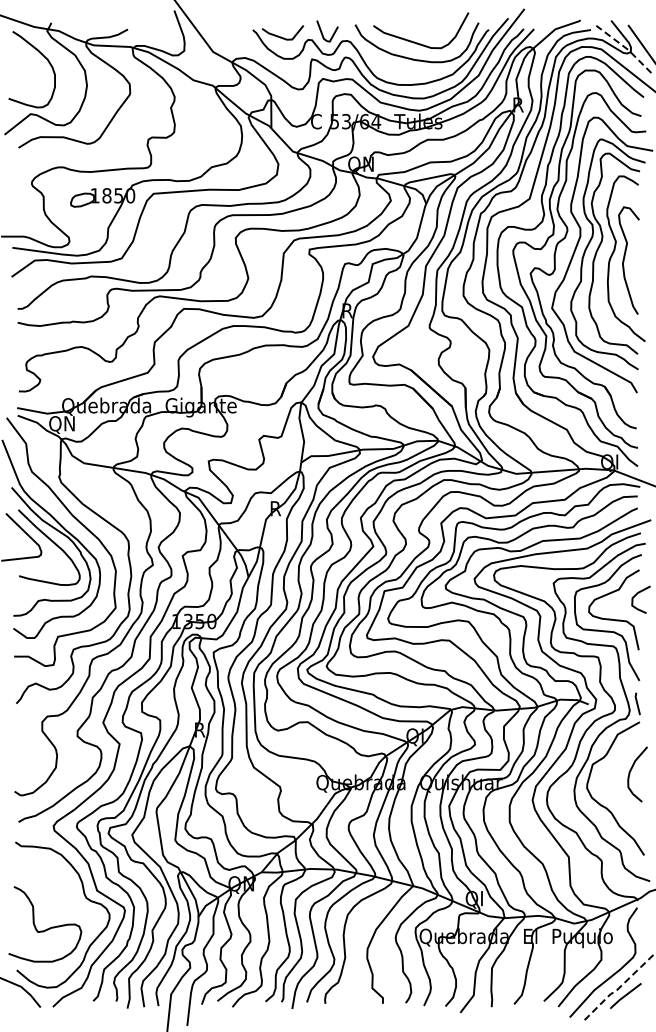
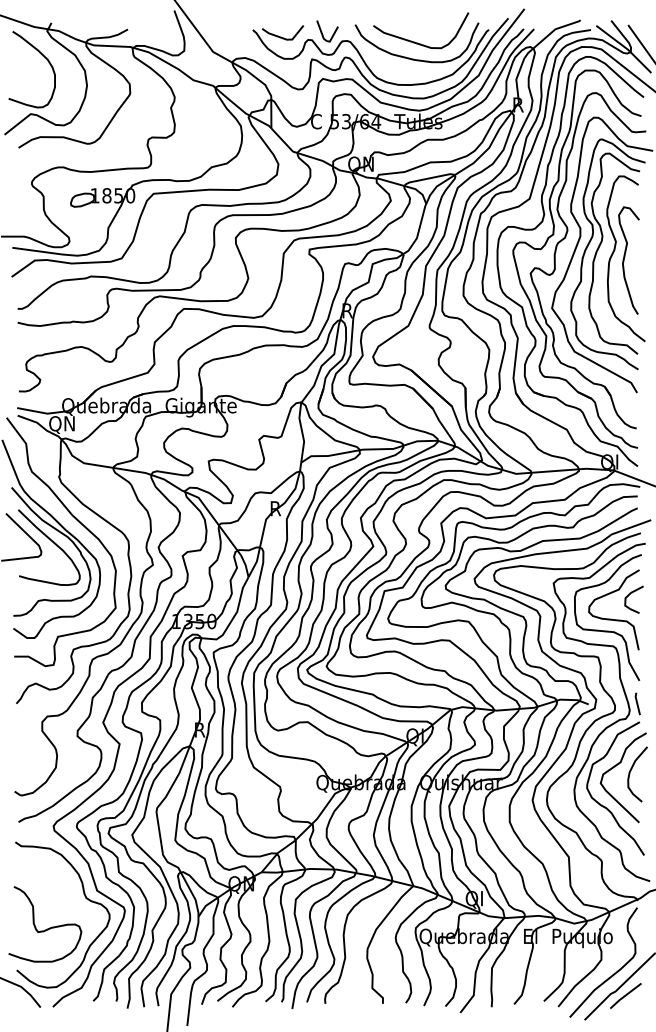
line: dashed -> solid (625, 48)
curve position: (636, 595) -> (629, 595) (629, 595)
curve: none -> present (616, 766)
line: dashed -> solid (619, 988)
